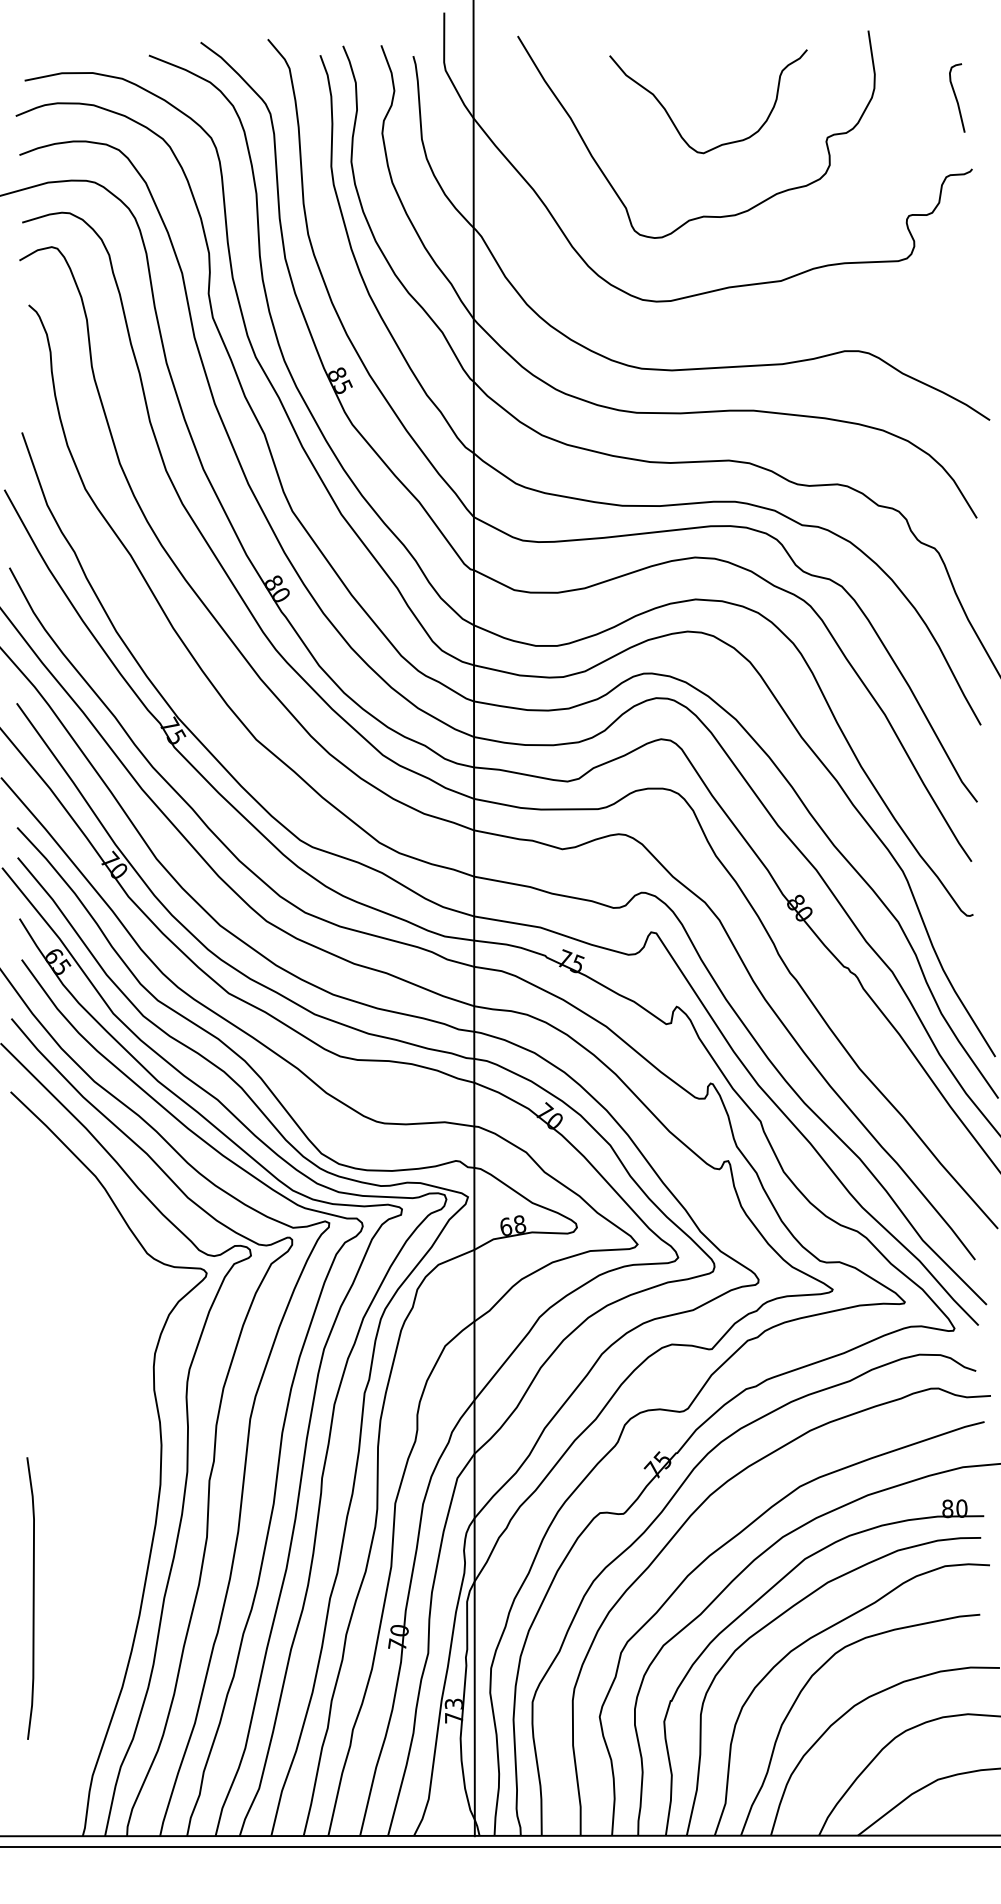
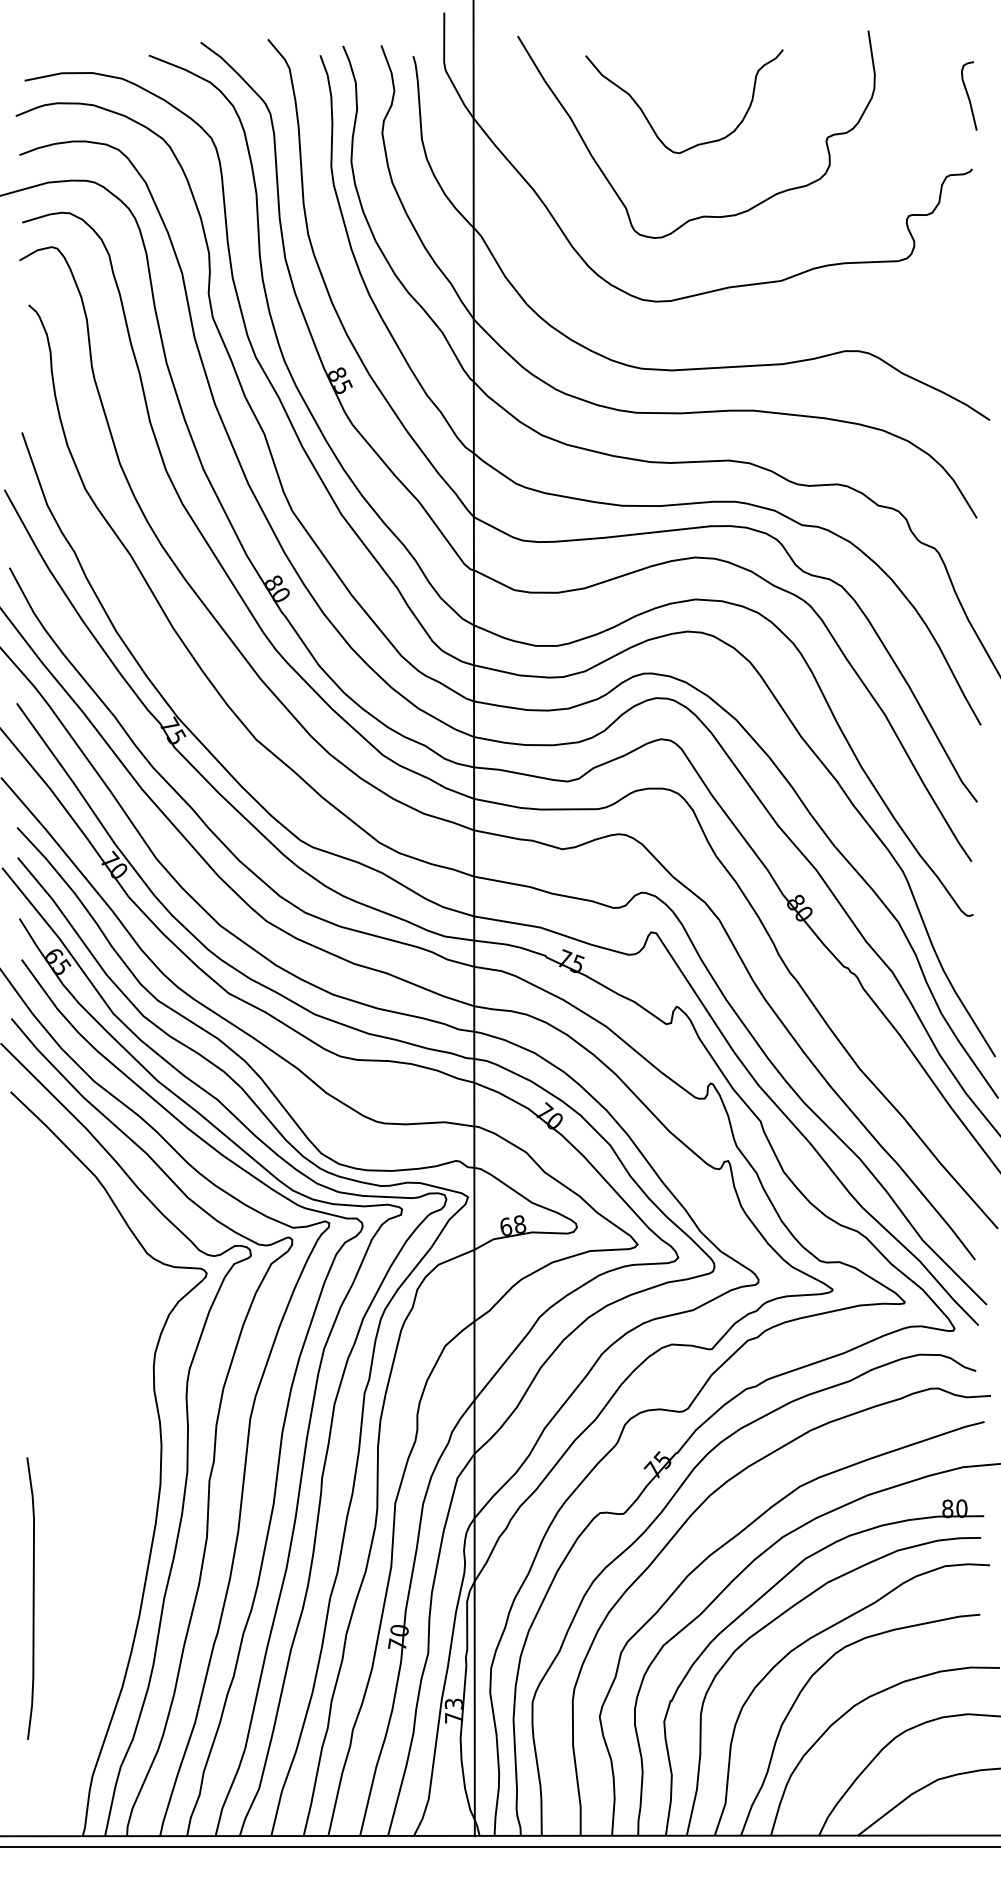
curve position: (956, 97) -> (968, 95) (968, 95)
curve position: (675, 124) -> (651, 124) (651, 124)
